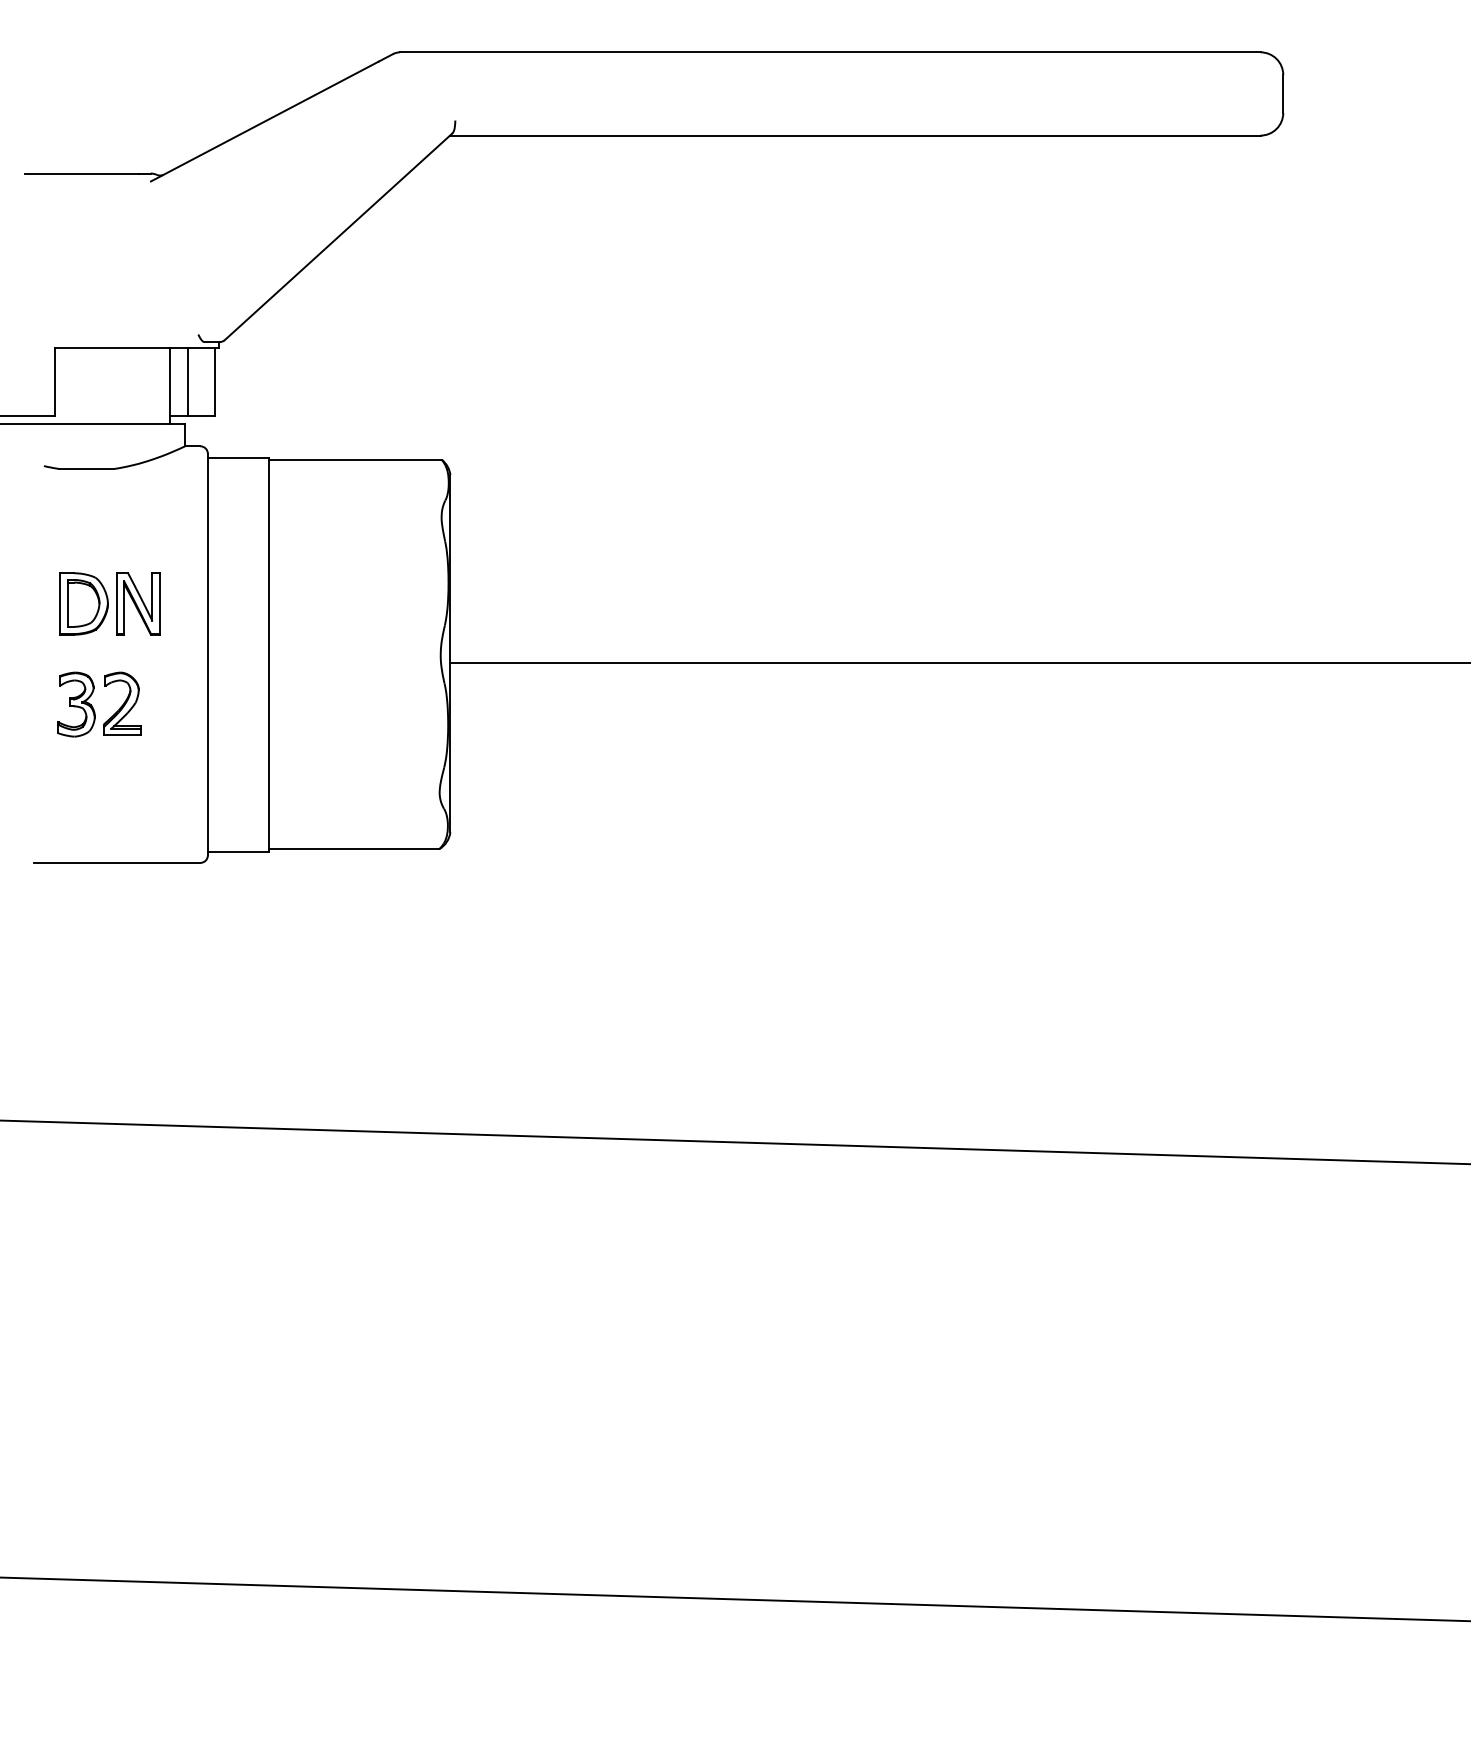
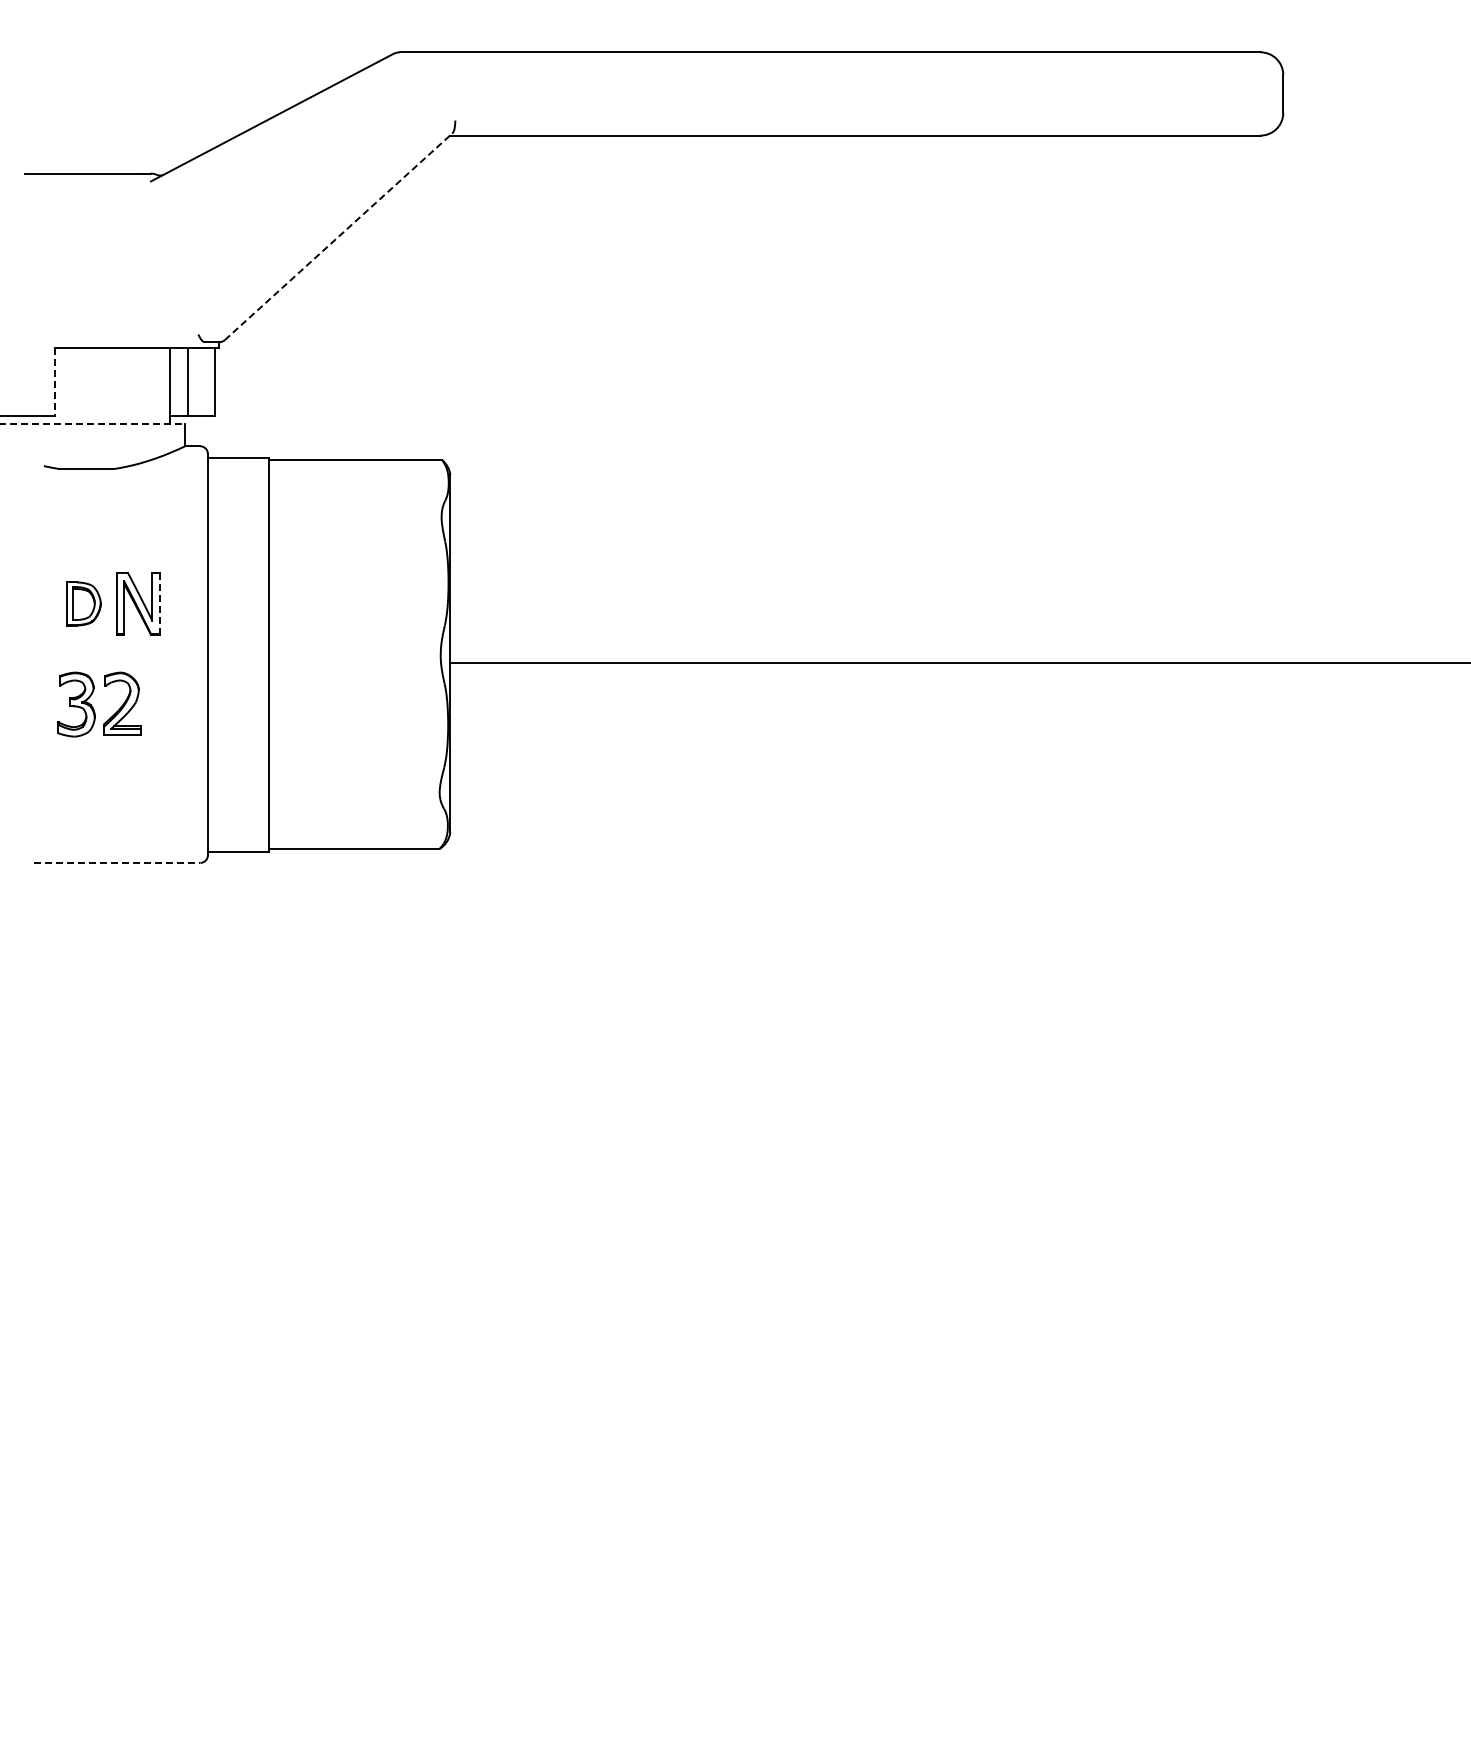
line: solid -> dashed (338, 236)
line: solid -> dashed (54, 382)
line: solid -> dashed (93, 423)
part size: 50x64 px -> 36x46 px (83, 603)
line: solid -> dashed (160, 604)
line: solid -> dashed (117, 862)
line: present -> none (734, 1142)
line: present -> none (734, 1599)
